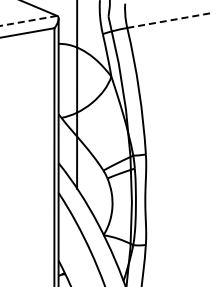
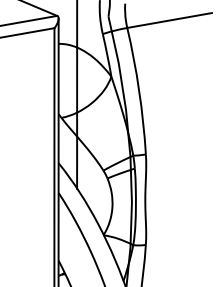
line: dashed -> solid (28, 20)
line: dashed -> solid (169, 20)
